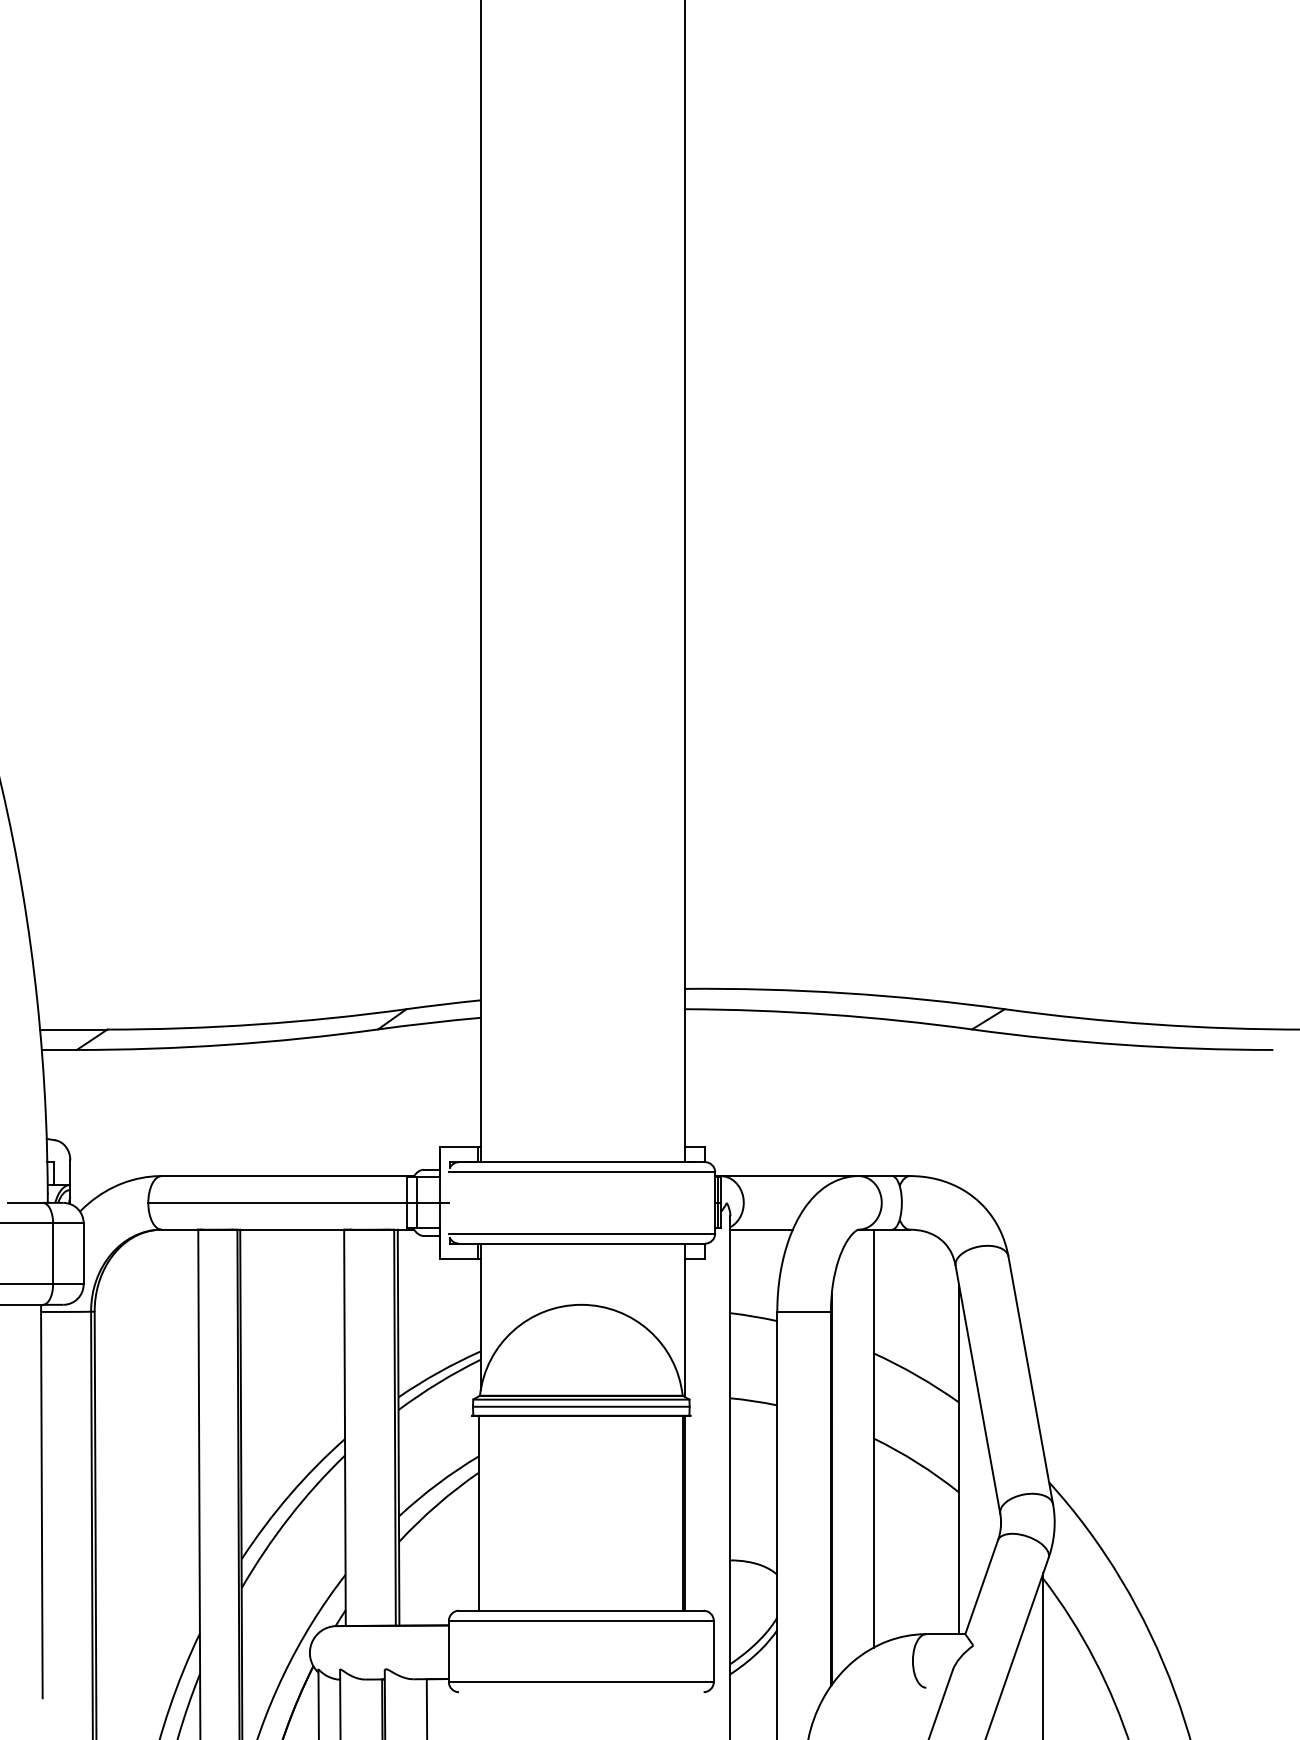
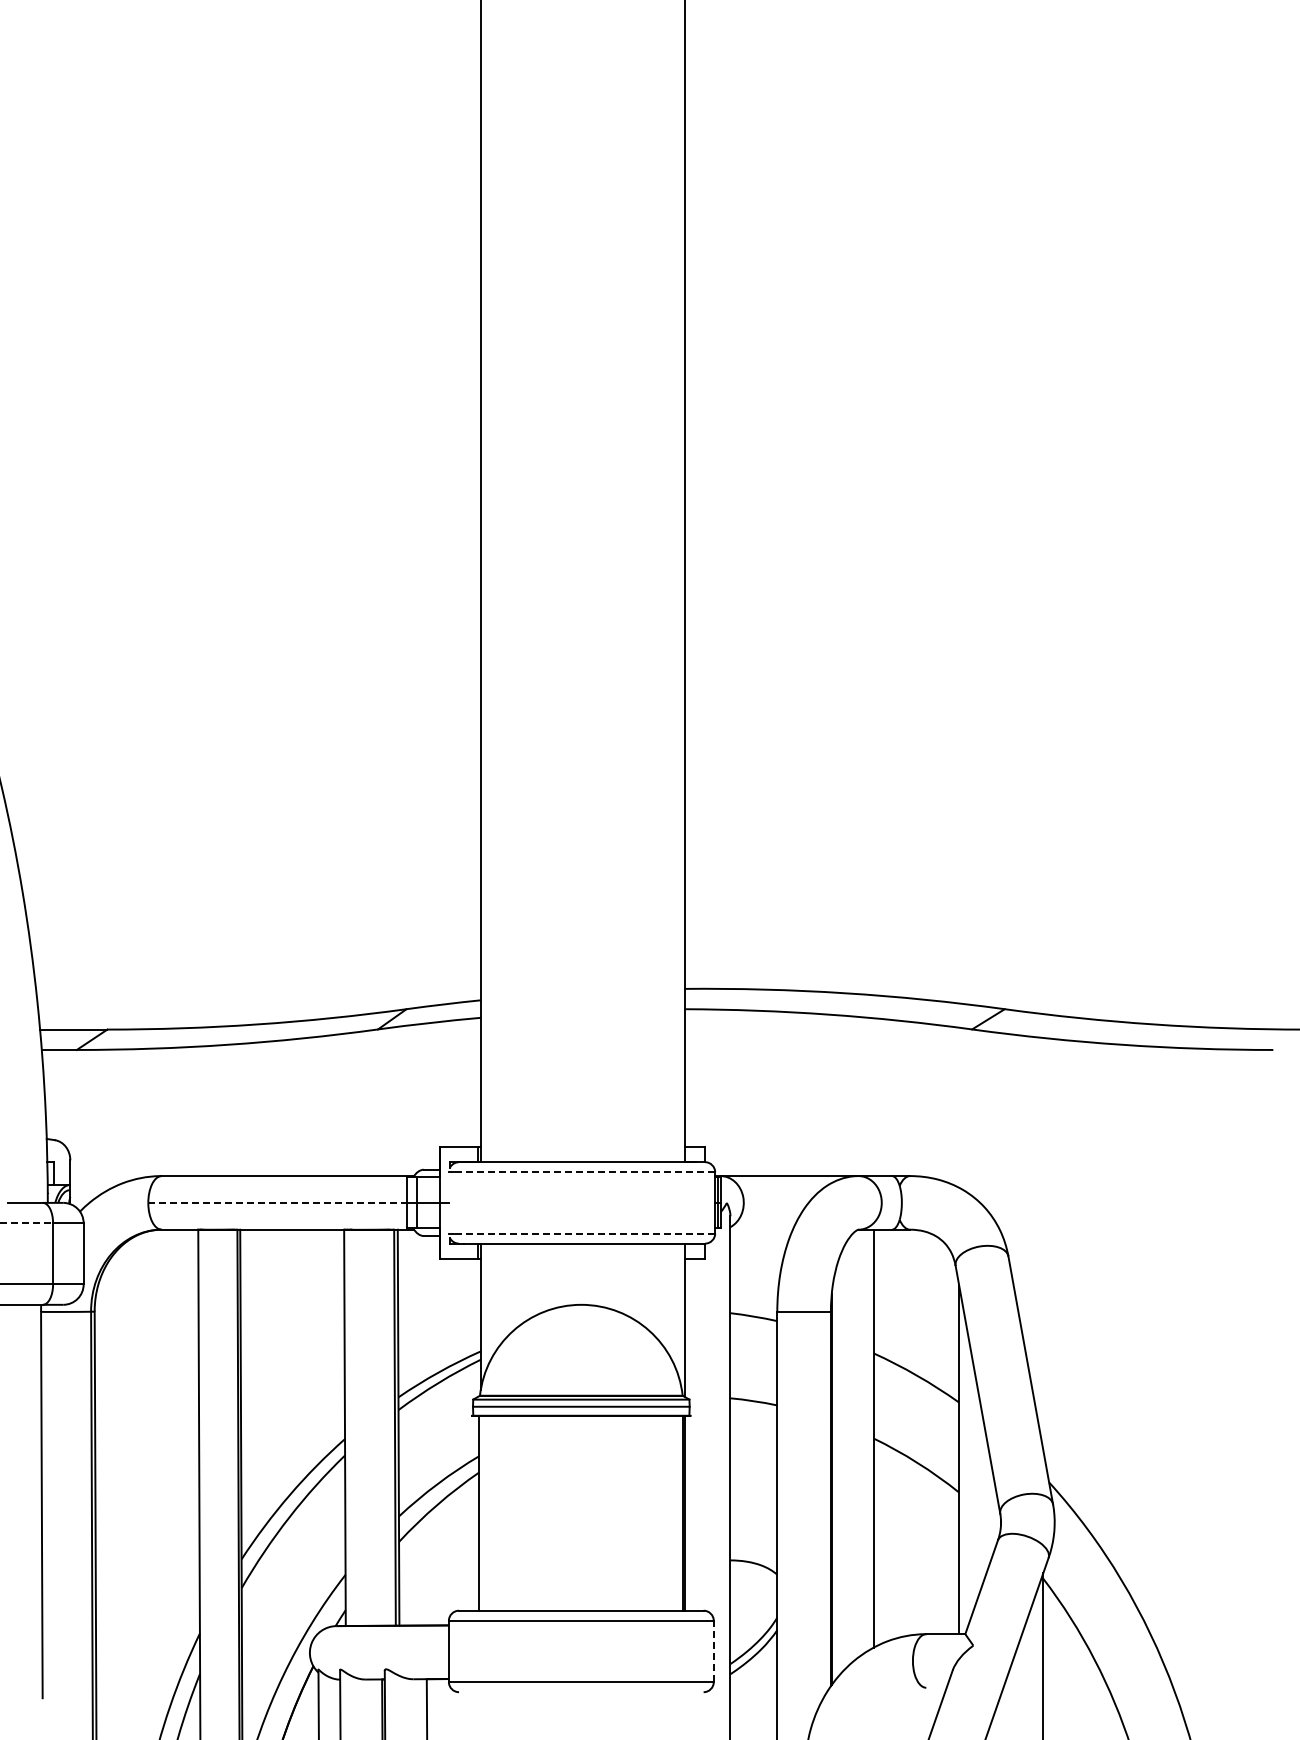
line: solid -> dashed (584, 1172)
line: solid -> dashed (277, 1203)
line: solid -> dashed (27, 1223)
line: present -> none (761, 1229)
line: solid -> dashed (584, 1233)
line: solid -> dashed (713, 1651)
